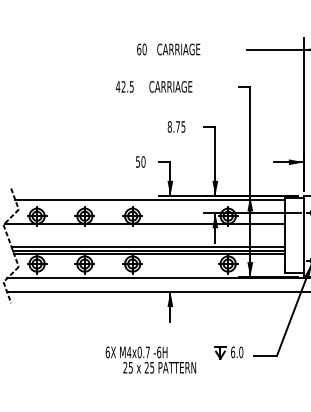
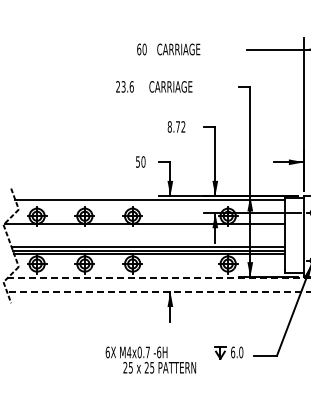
text: 42.5 -> 23.6 (124, 86)
text: 8.75 -> 8.72 (183, 126)
line: solid -> dashed (159, 278)
line: solid -> dashed (158, 291)
